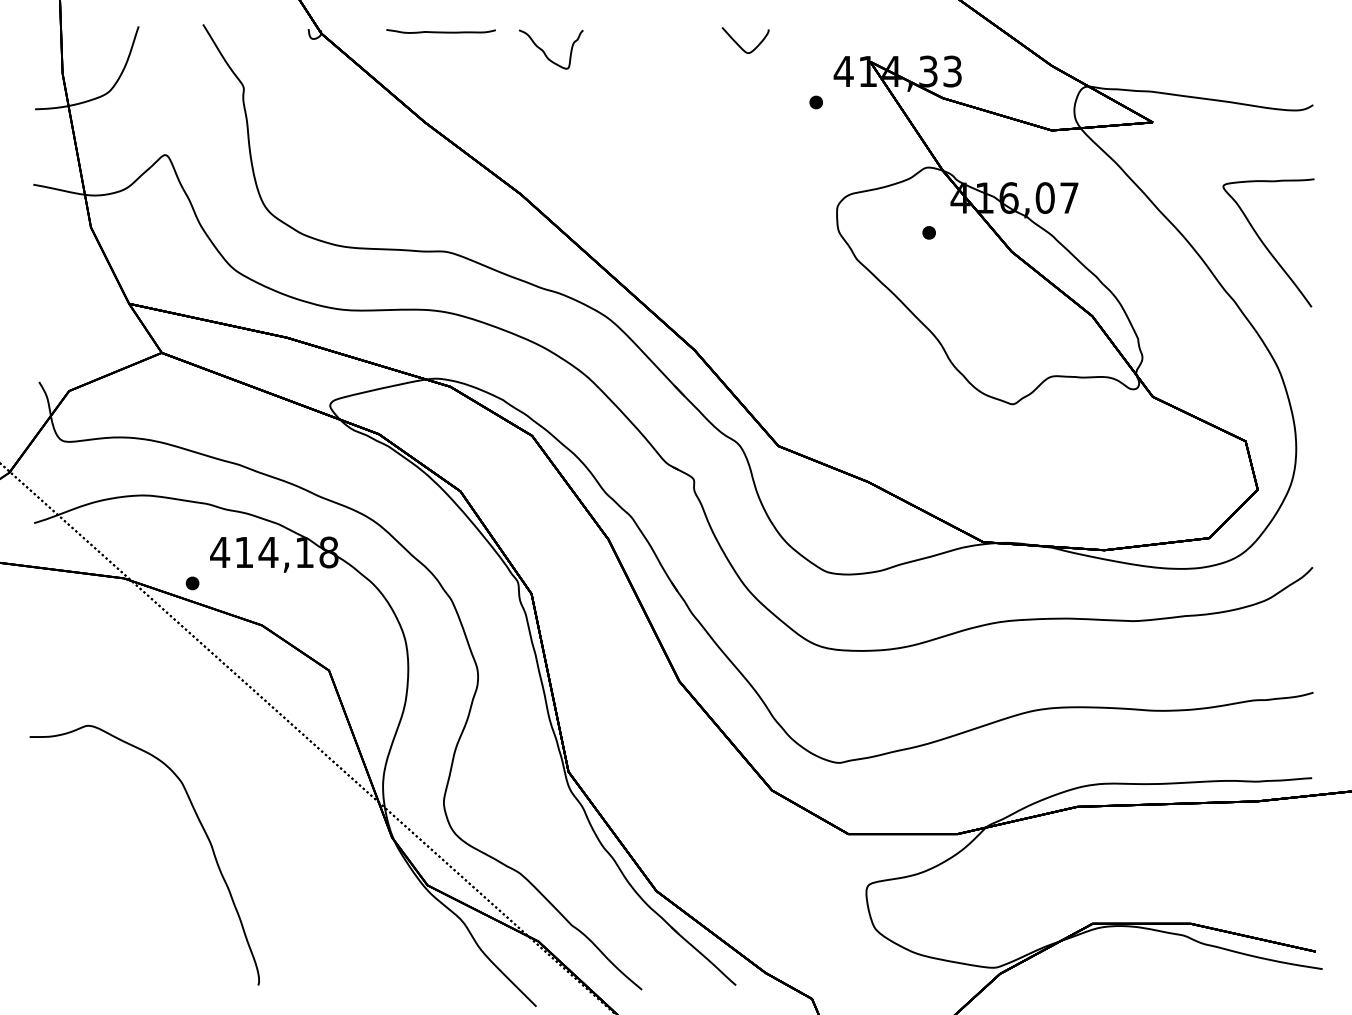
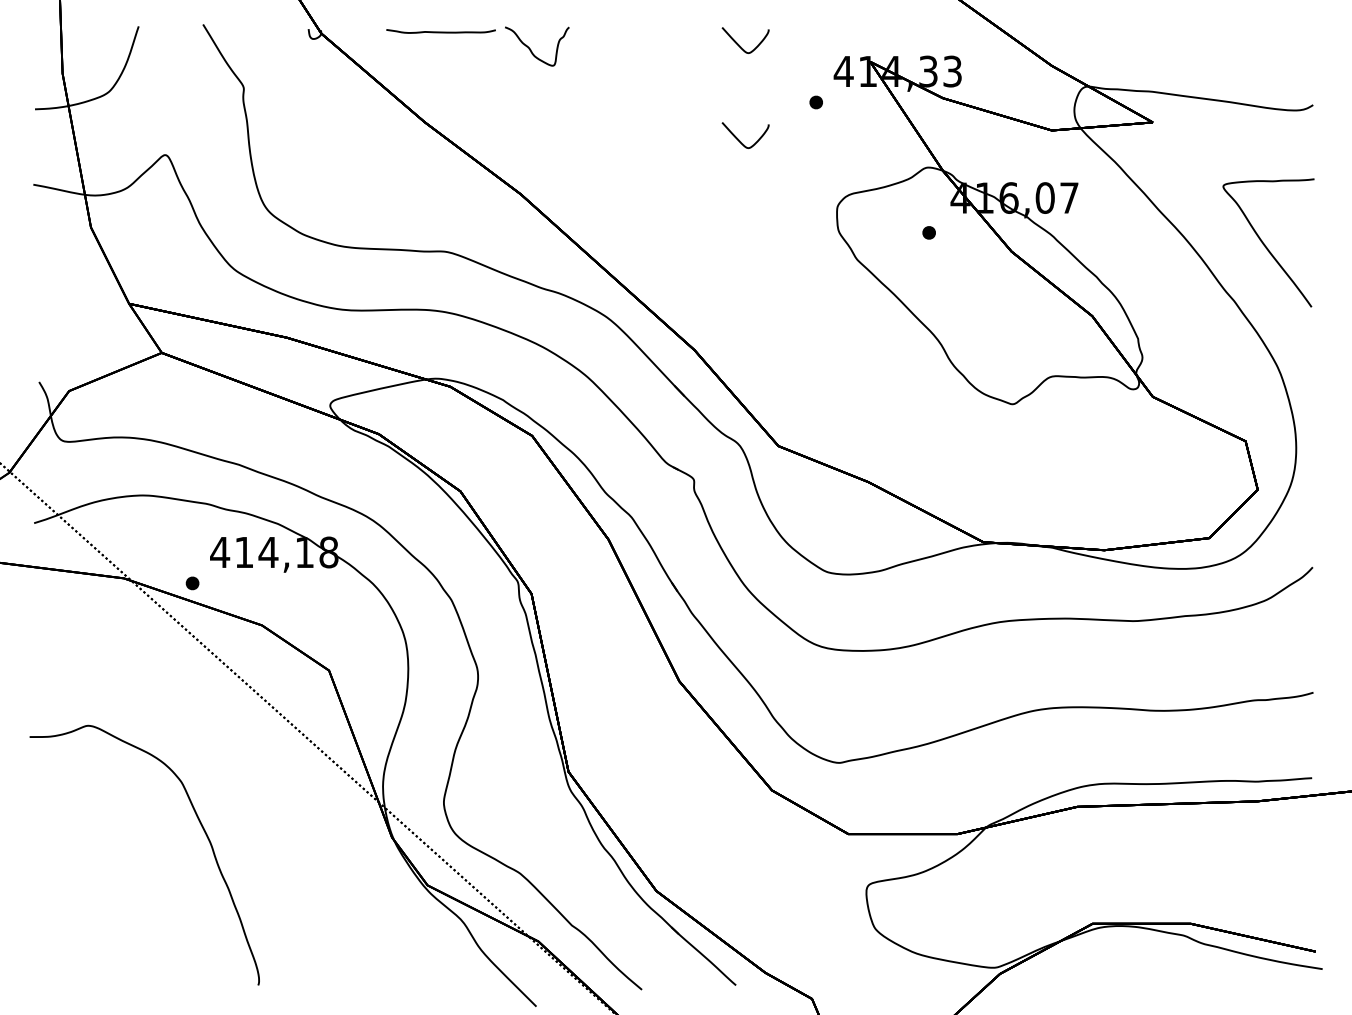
curve position: (545, 52) -> (531, 49) (531, 49)
curve: none -> present (740, 140)
